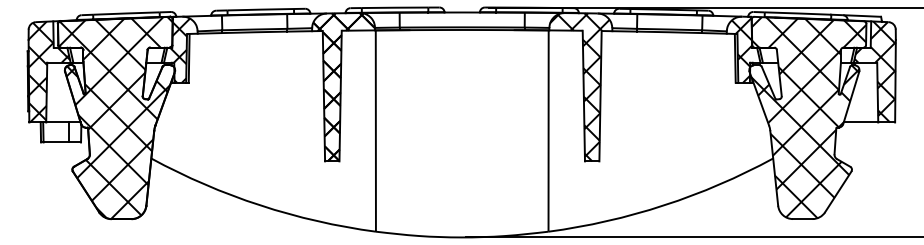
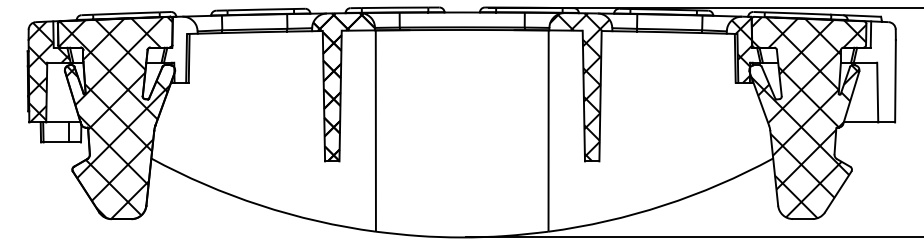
hatch: present -> none (180, 50)
hatch: present -> none (874, 71)
